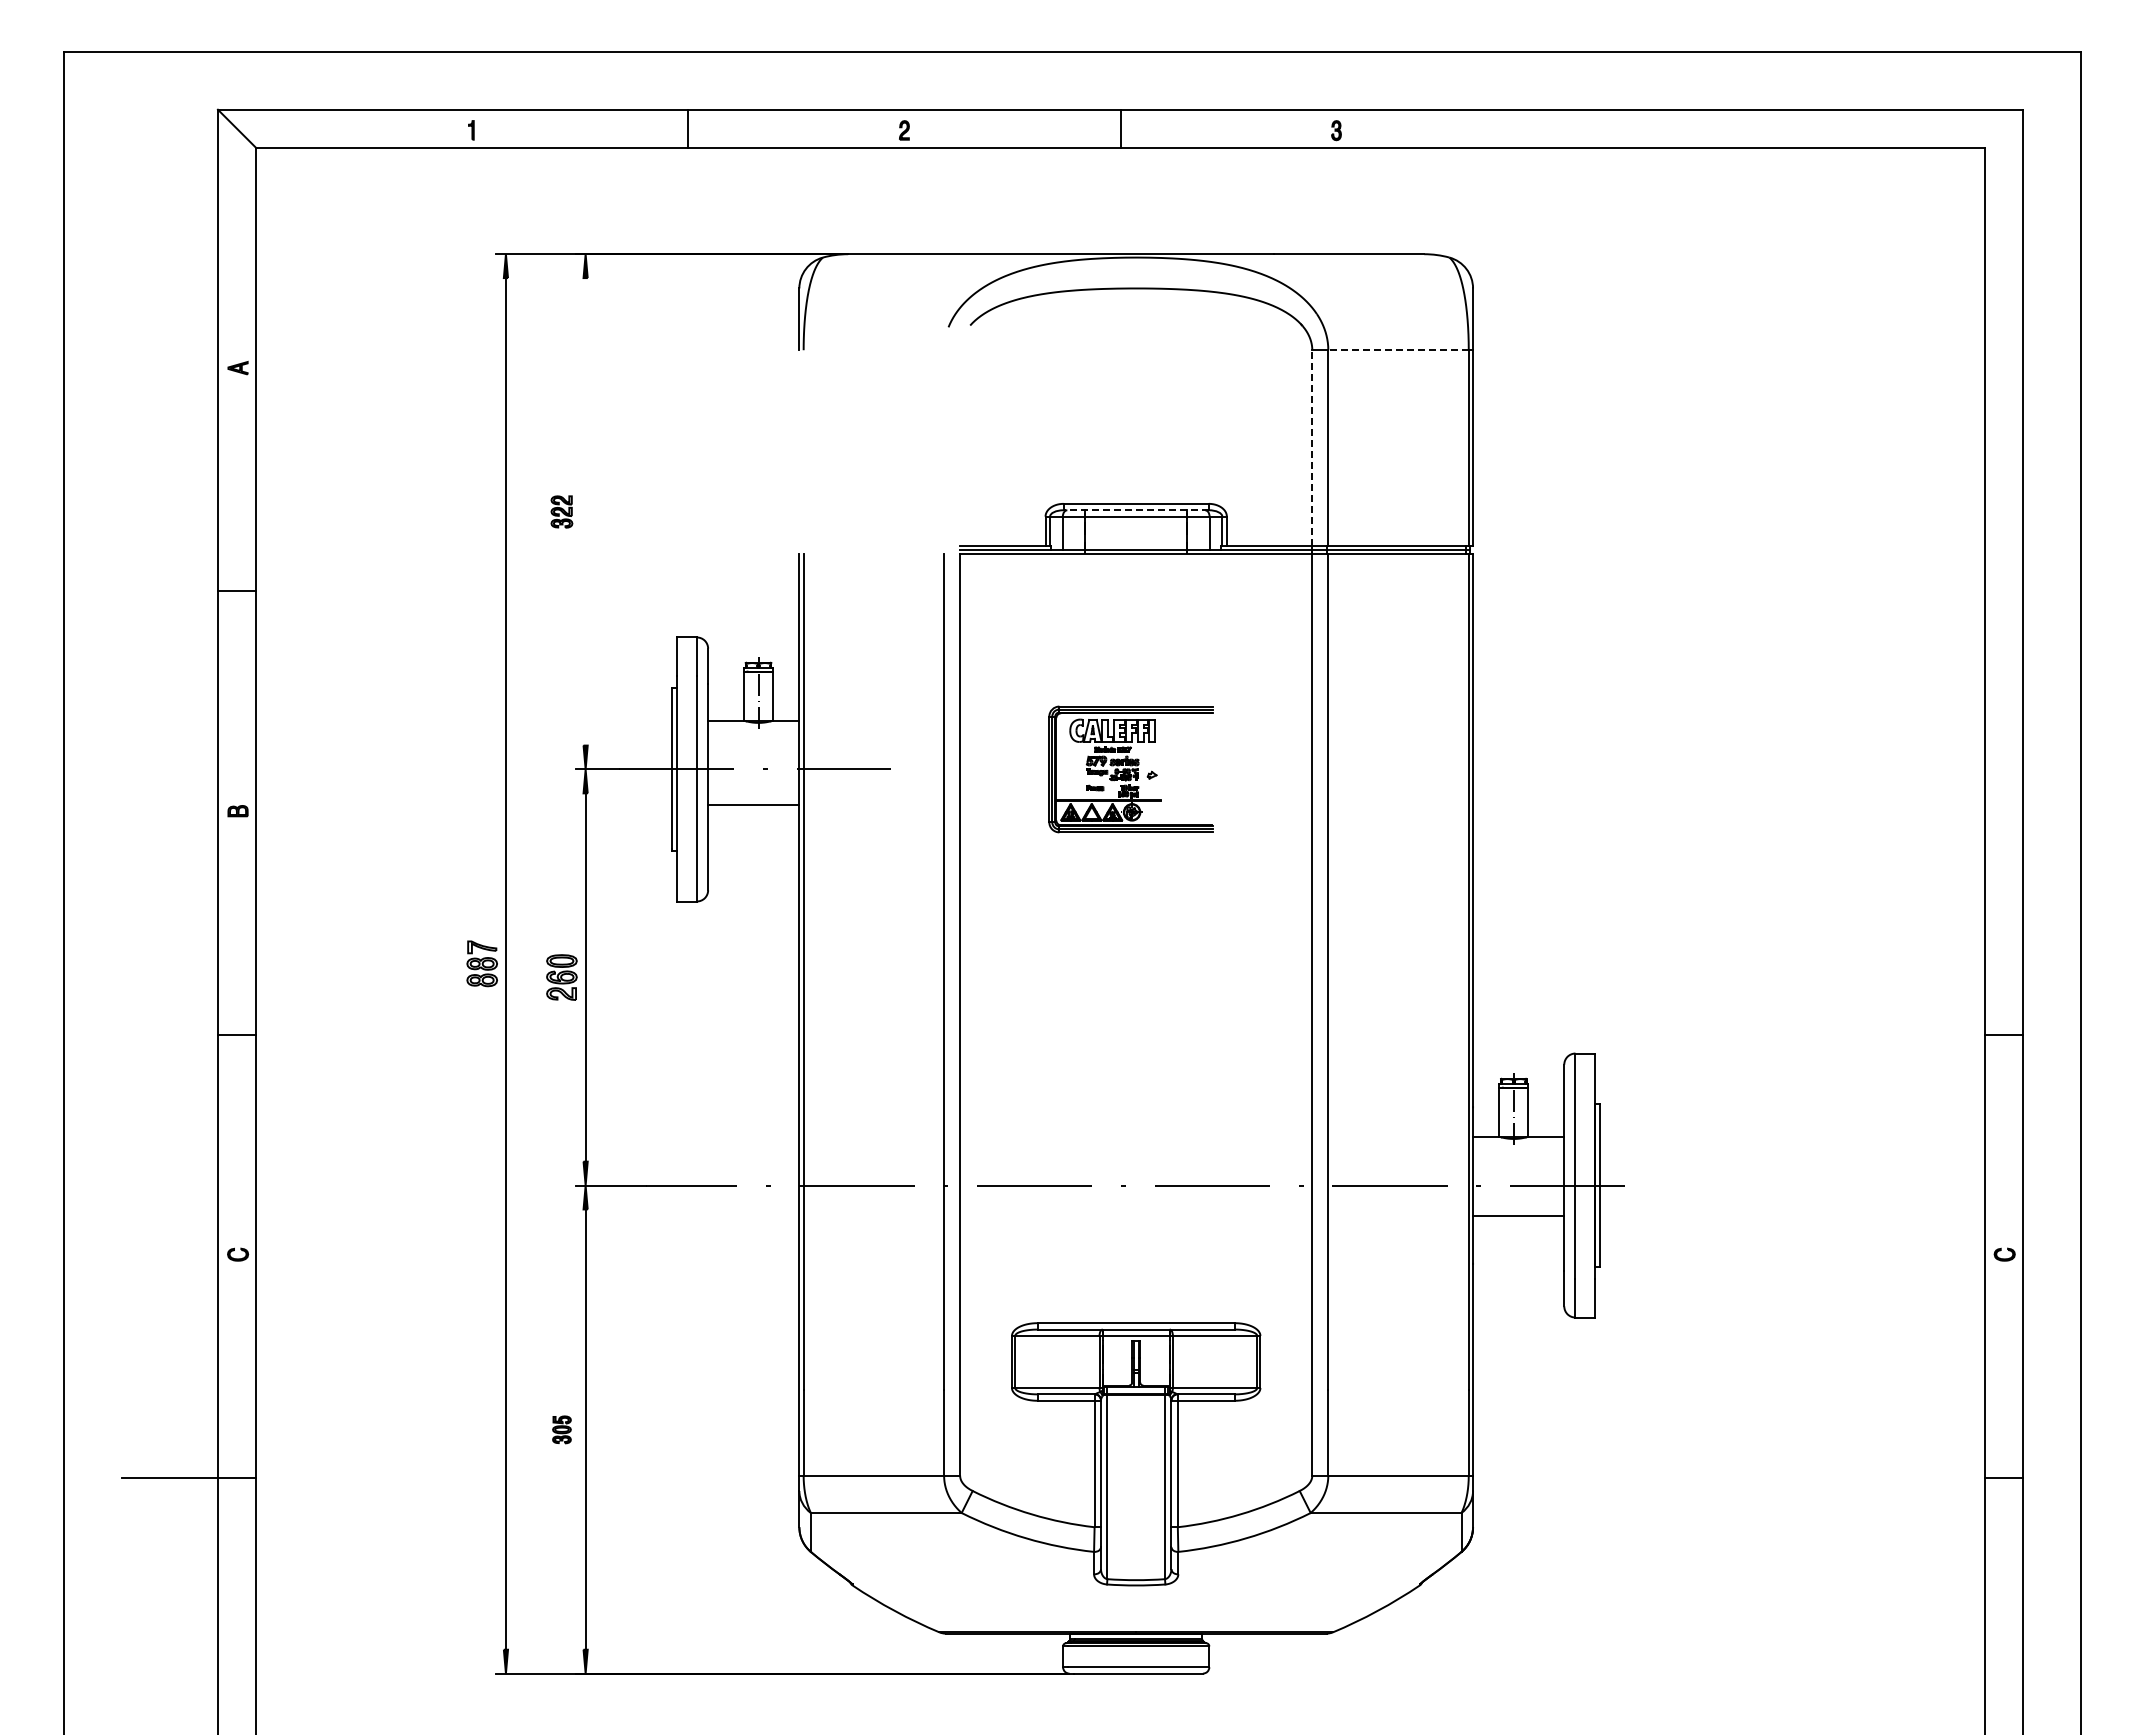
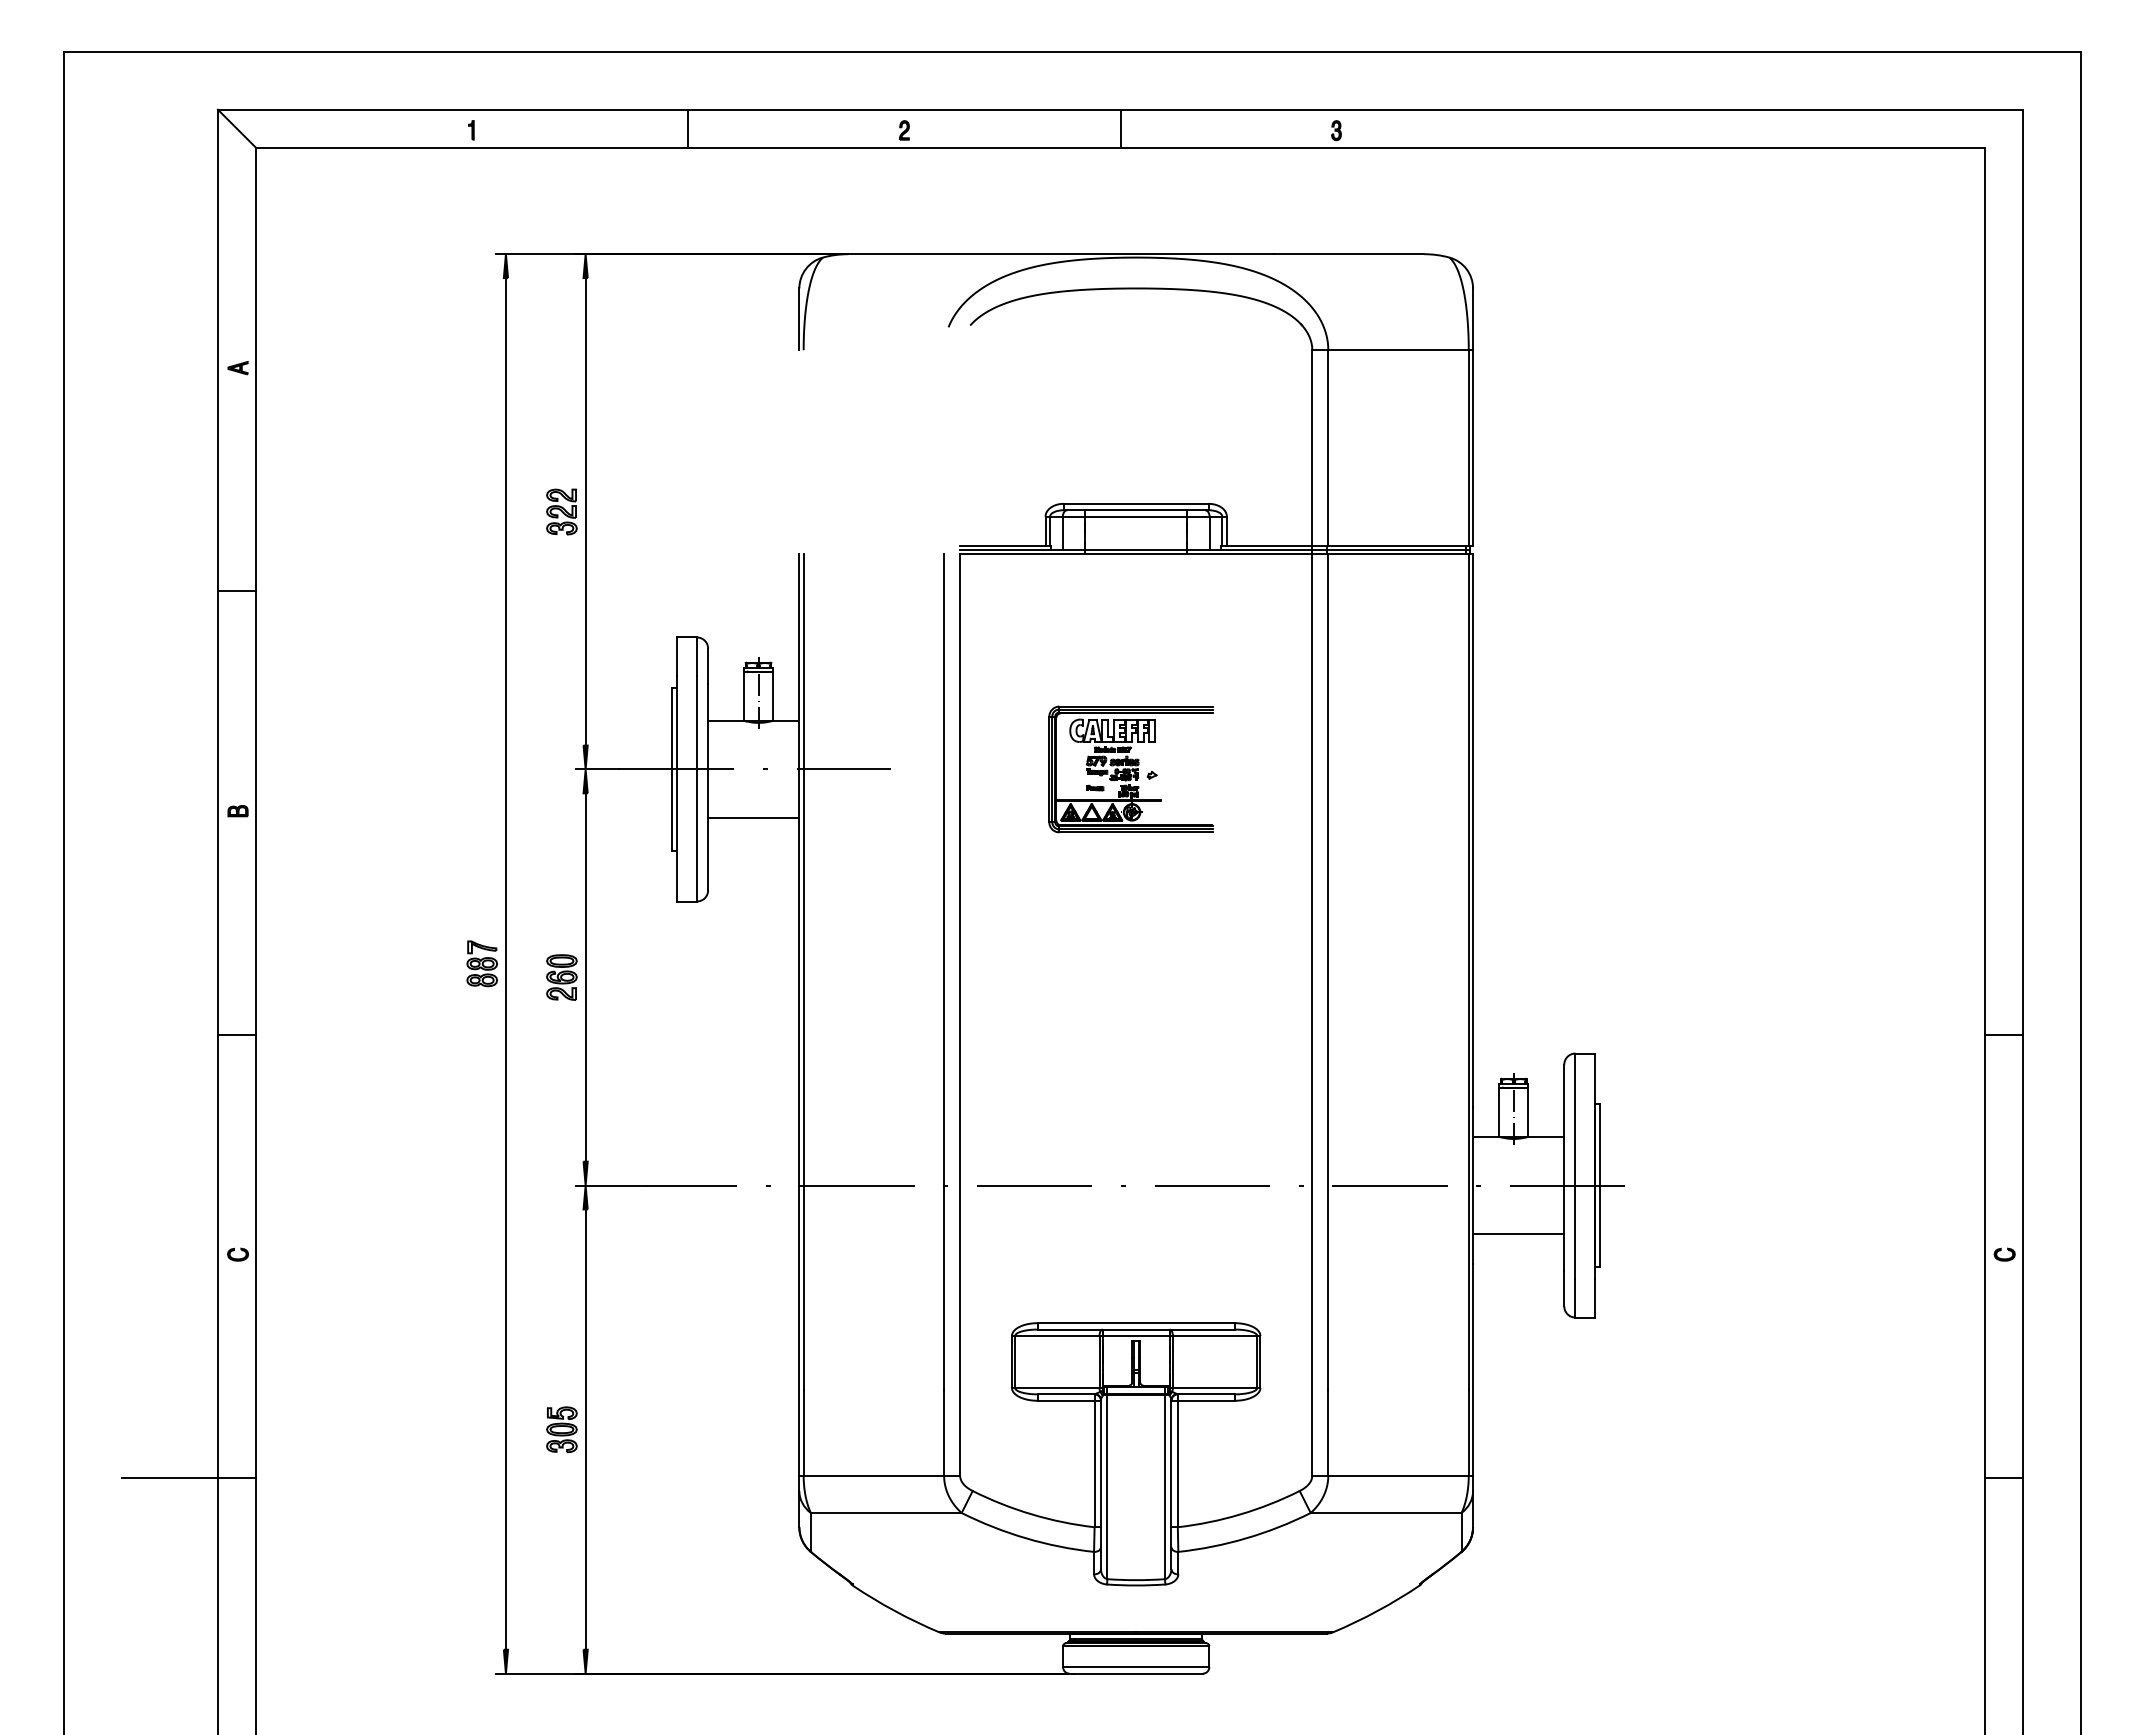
line: dashed -> solid (1398, 350)
line: dashed -> solid (1312, 447)
line: dashed -> solid (1136, 510)
part size: 24x34 px -> 32x48 px (561, 511)
line: none -> present (585, 511)
line position: (753, 804) -> (753, 817) (753, 817)
line position: (1518, 1215) -> (1518, 1233) (1518, 1233)
part size: 20x30 px -> 32x48 px (561, 1429)
